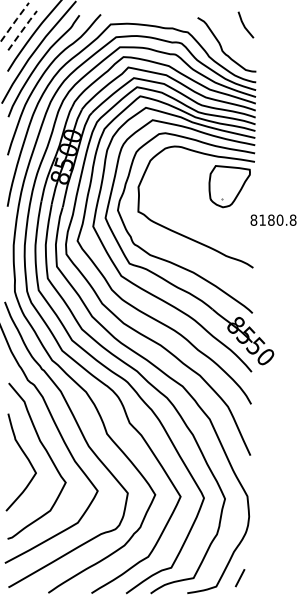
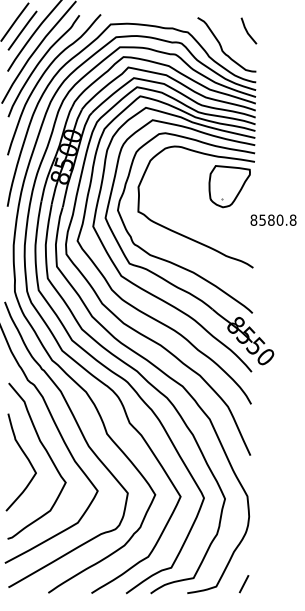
line: dashed -> solid (15, 21)
curve position: (244, 24) -> (247, 30) (247, 30)
line: dashed -> solid (22, 30)
text: 8180.8 -> 8580.8 (262, 219)
line position: (239, 578) -> (243, 584) (243, 584)
